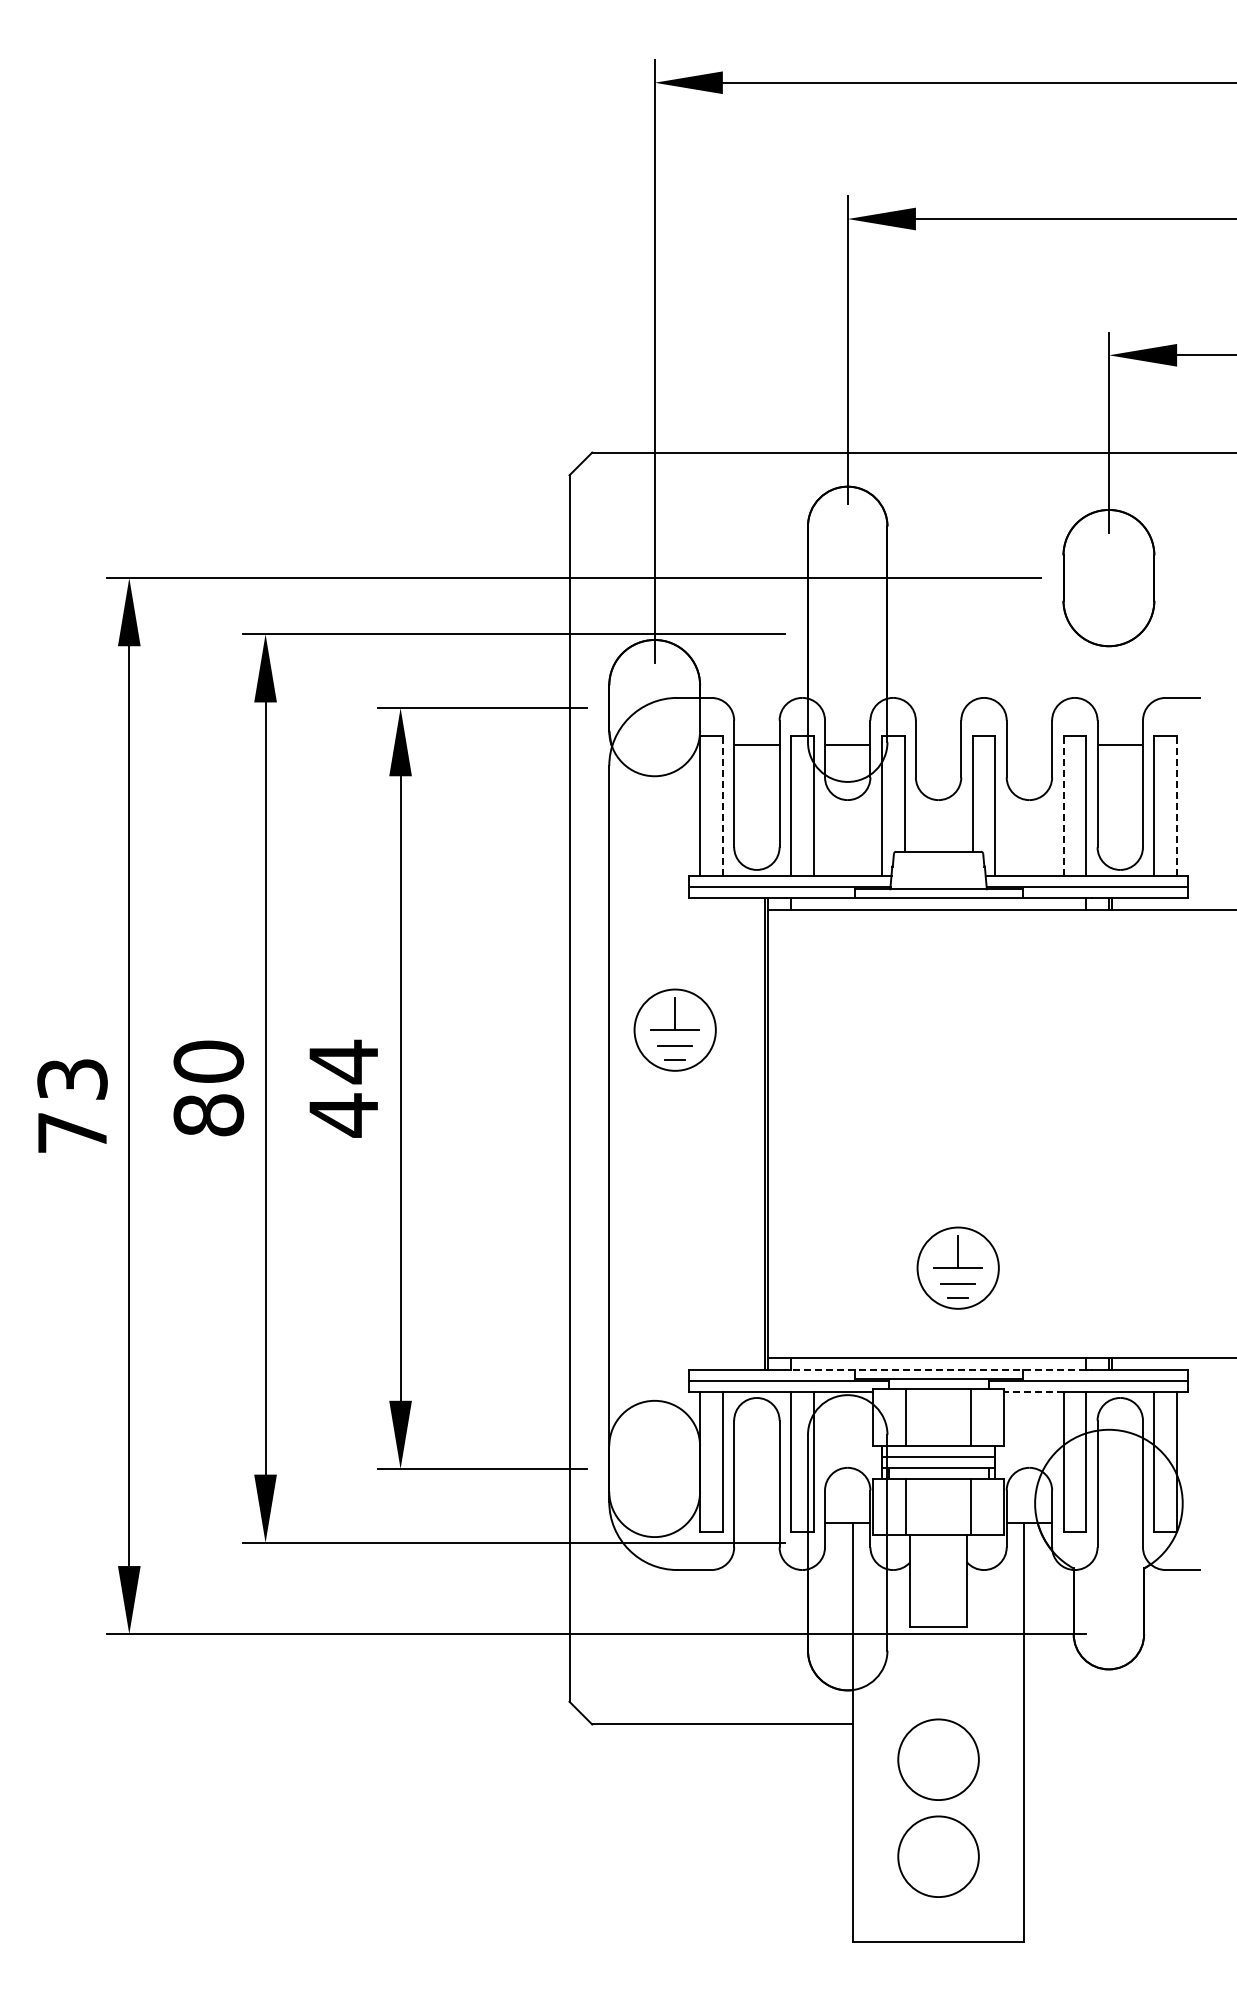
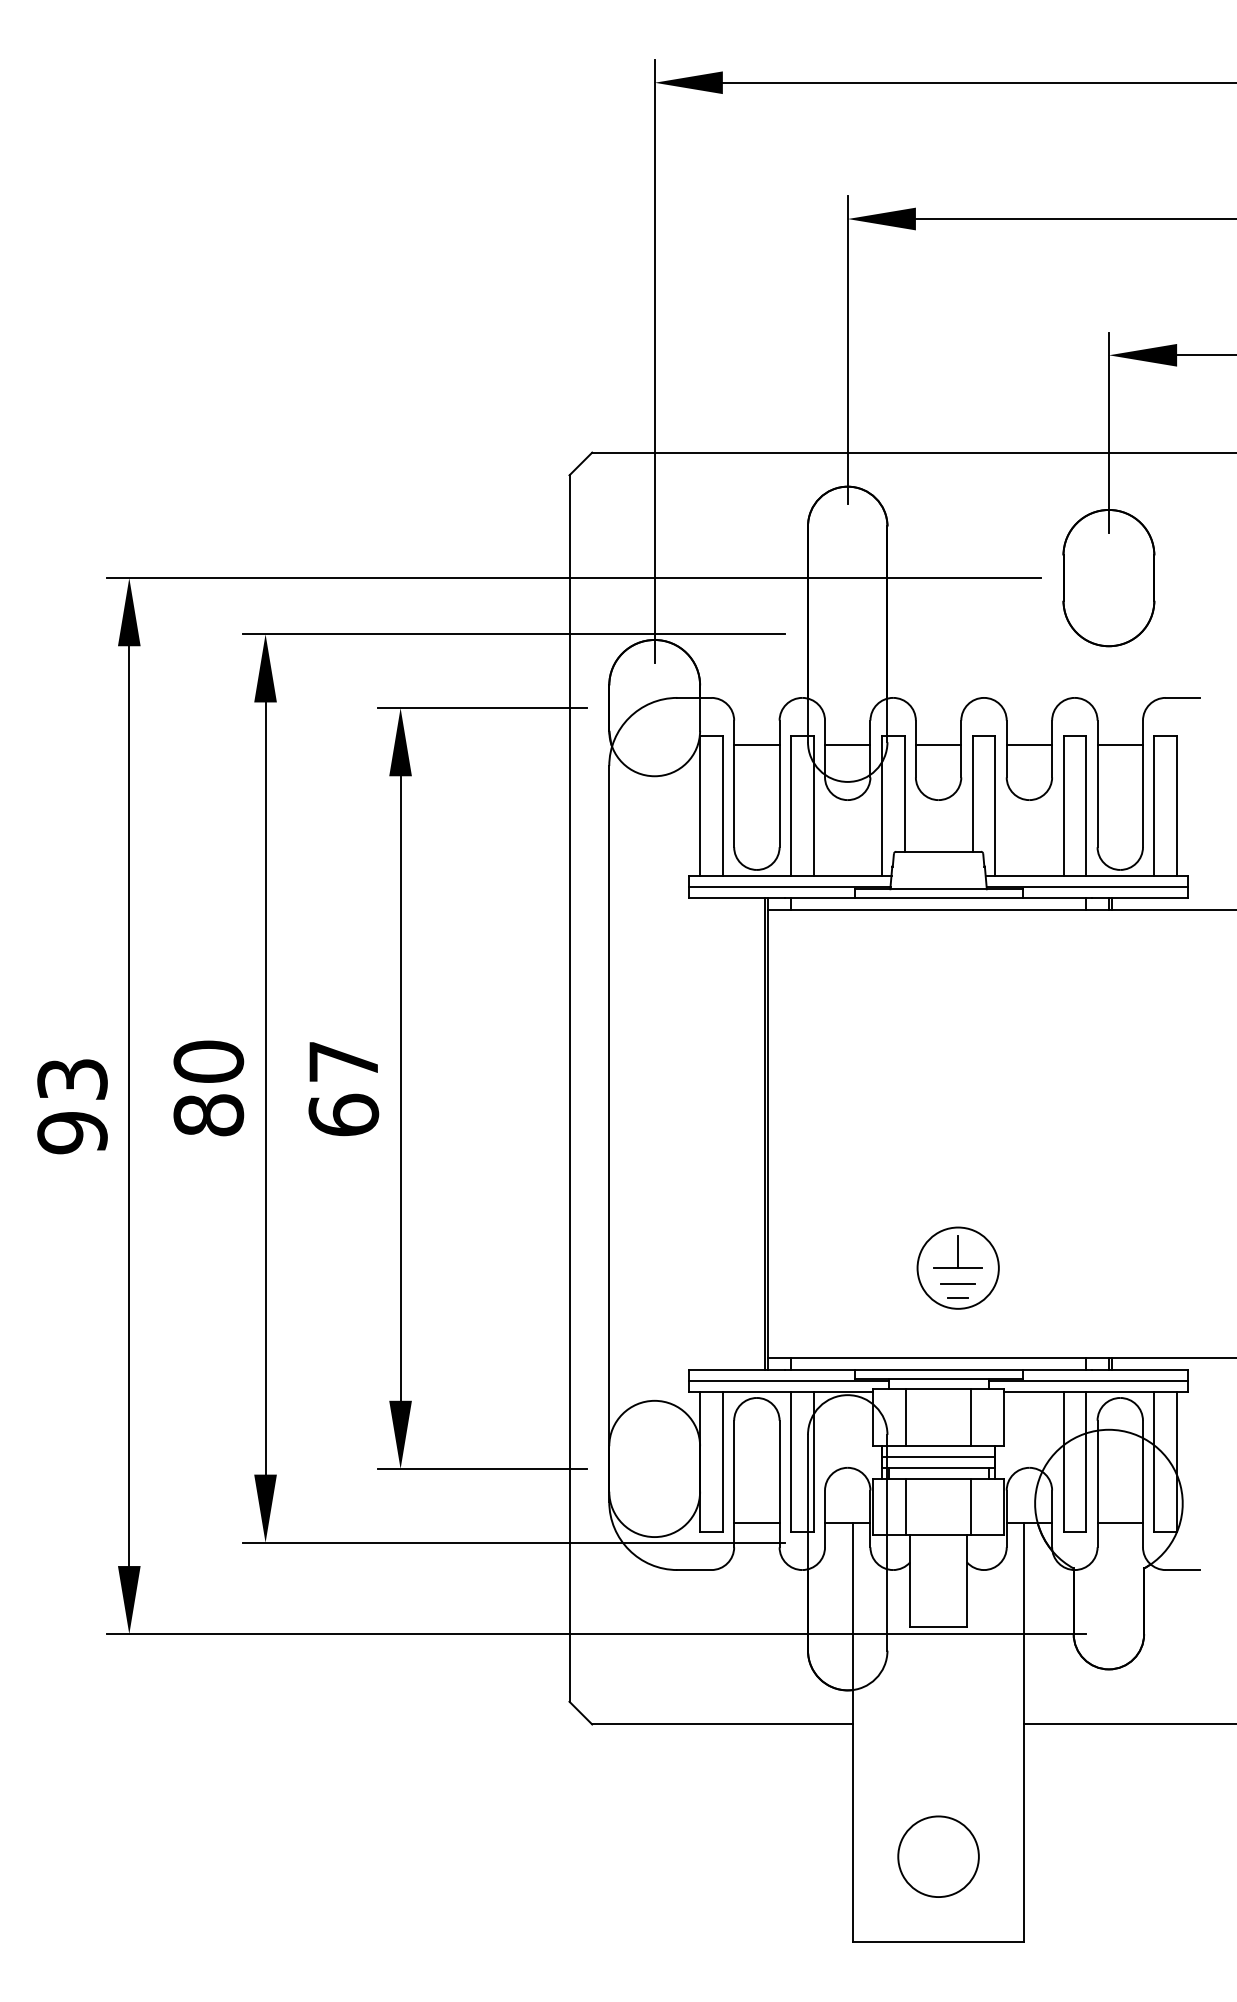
line: none -> present (938, 745)
line: none -> present (1029, 745)
line: dashed -> solid (722, 805)
line: dashed -> solid (1063, 805)
line: dashed -> solid (1177, 805)
part: present -> none (674, 1029)
text: 44 -> 67 (343, 1088)
text: 73 -> 93 (72, 1133)
line: dashed -> solid (938, 1369)
line: dashed -> solid (1033, 1392)
line: none -> present (756, 1522)
line: none -> present (1119, 1522)
line: none -> present (1128, 1724)
circle: present -> none (938, 1759)
